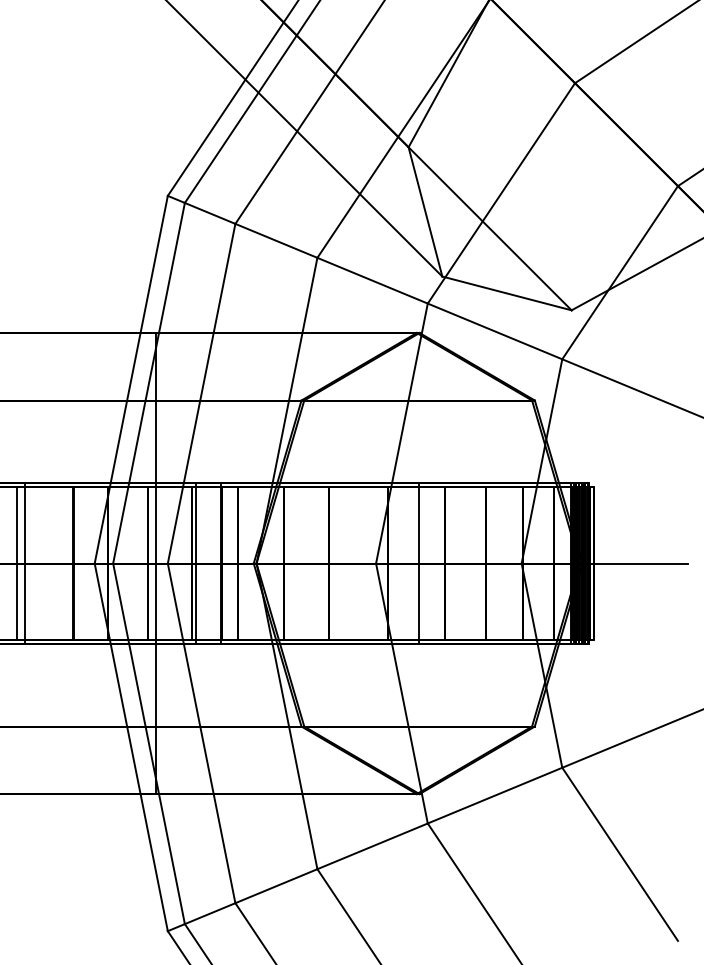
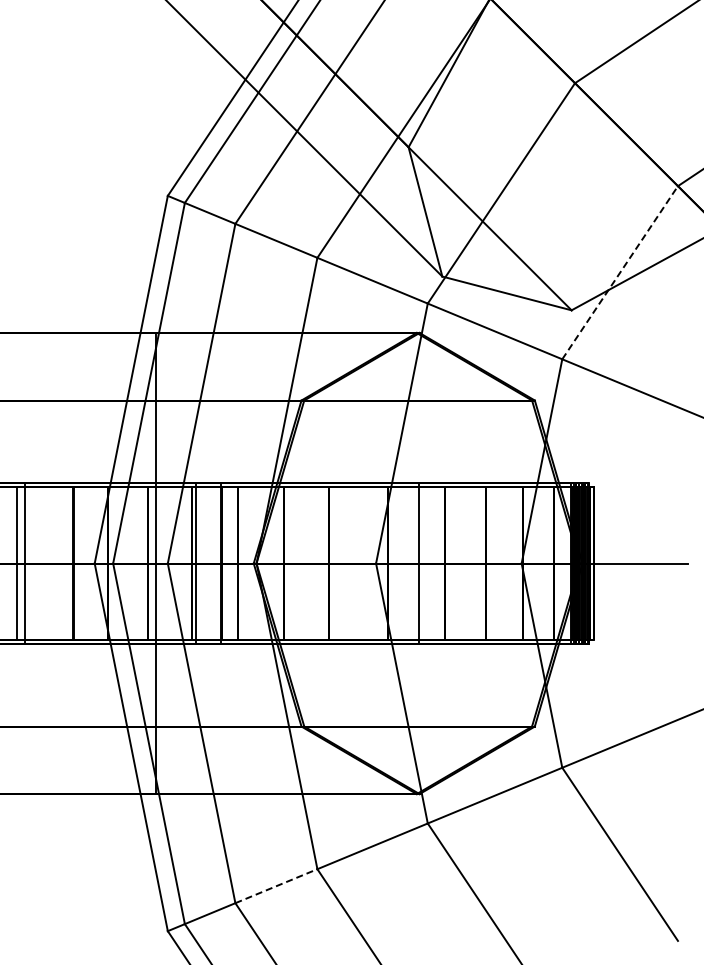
line: solid -> dashed (620, 272)
line: solid -> dashed (276, 886)
